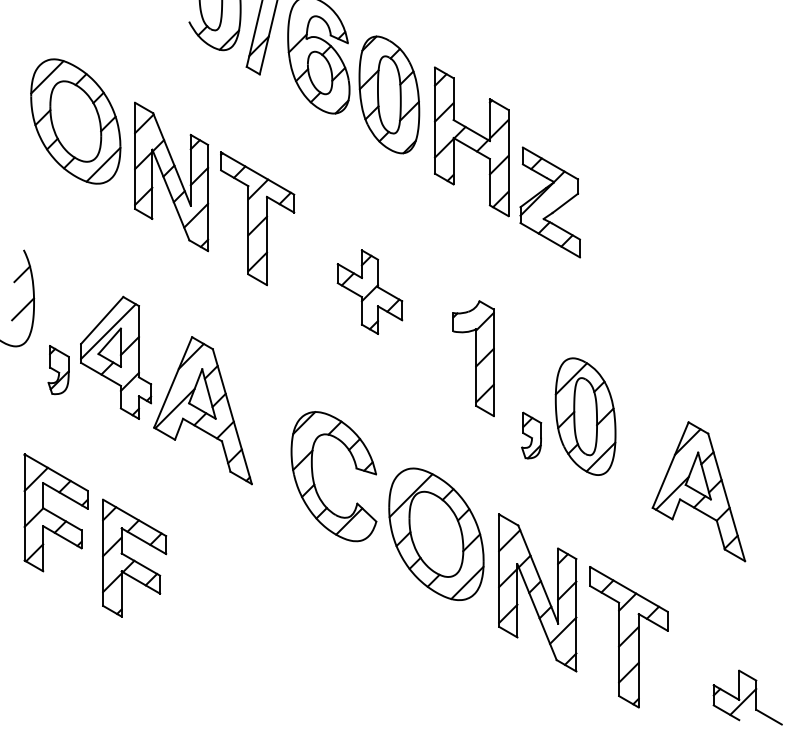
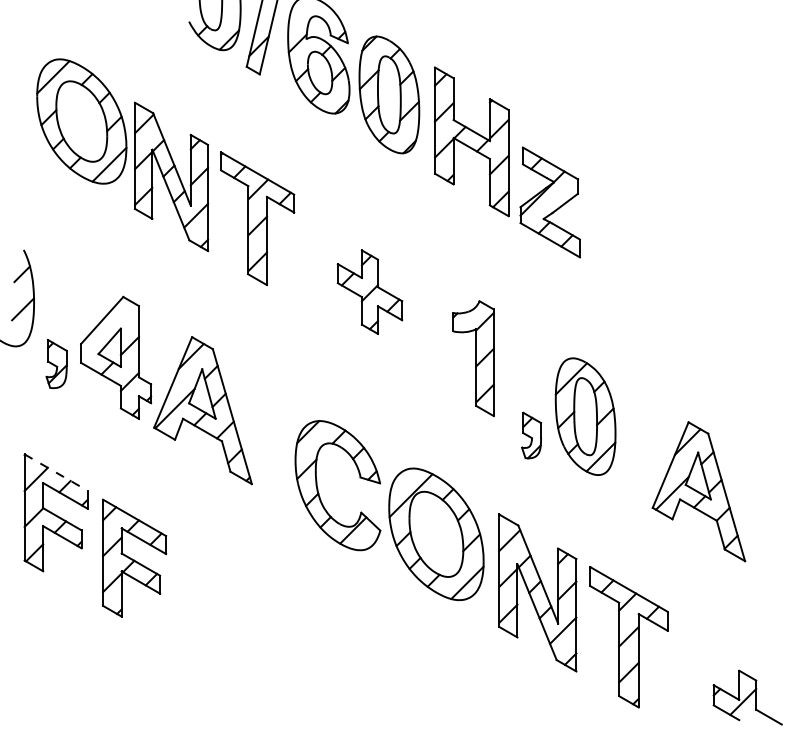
part position: (75, 121) -> (81, 121) (81, 121)
line: present -> none (108, 331)
part position: (58, 370) -> (56, 364) (56, 364)
line: solid -> dashed (56, 472)
part position: (314, 479) -> (318, 488) (318, 488)
